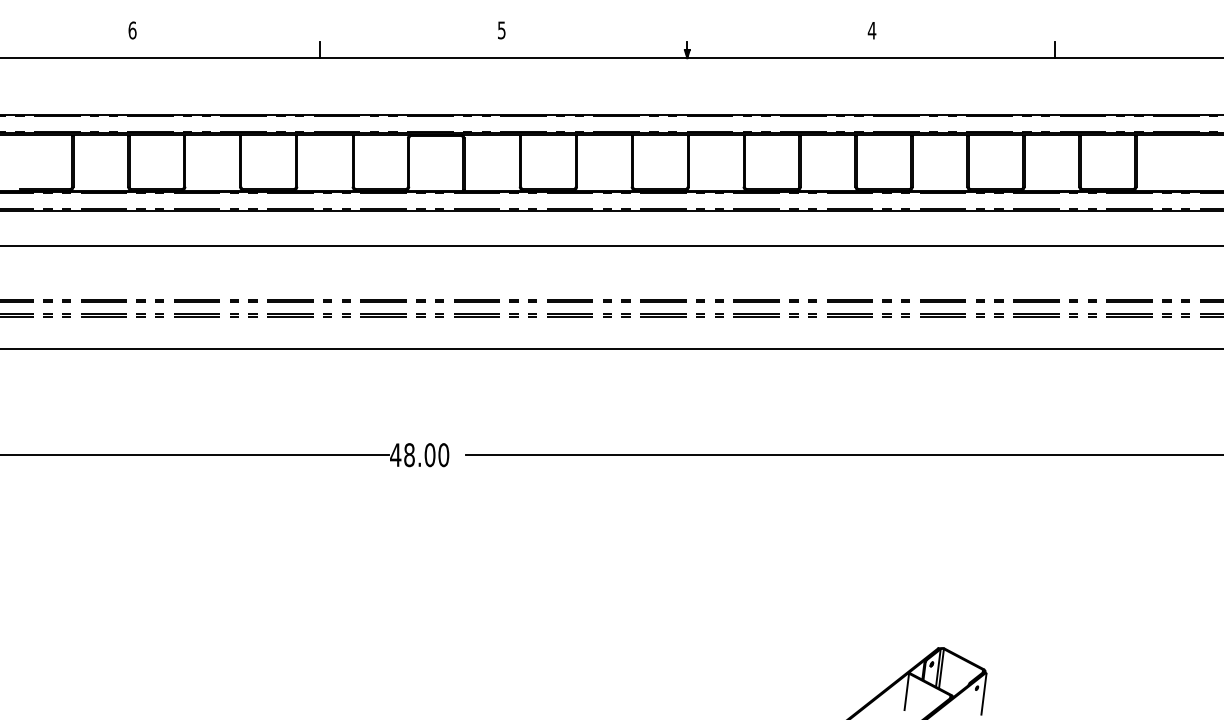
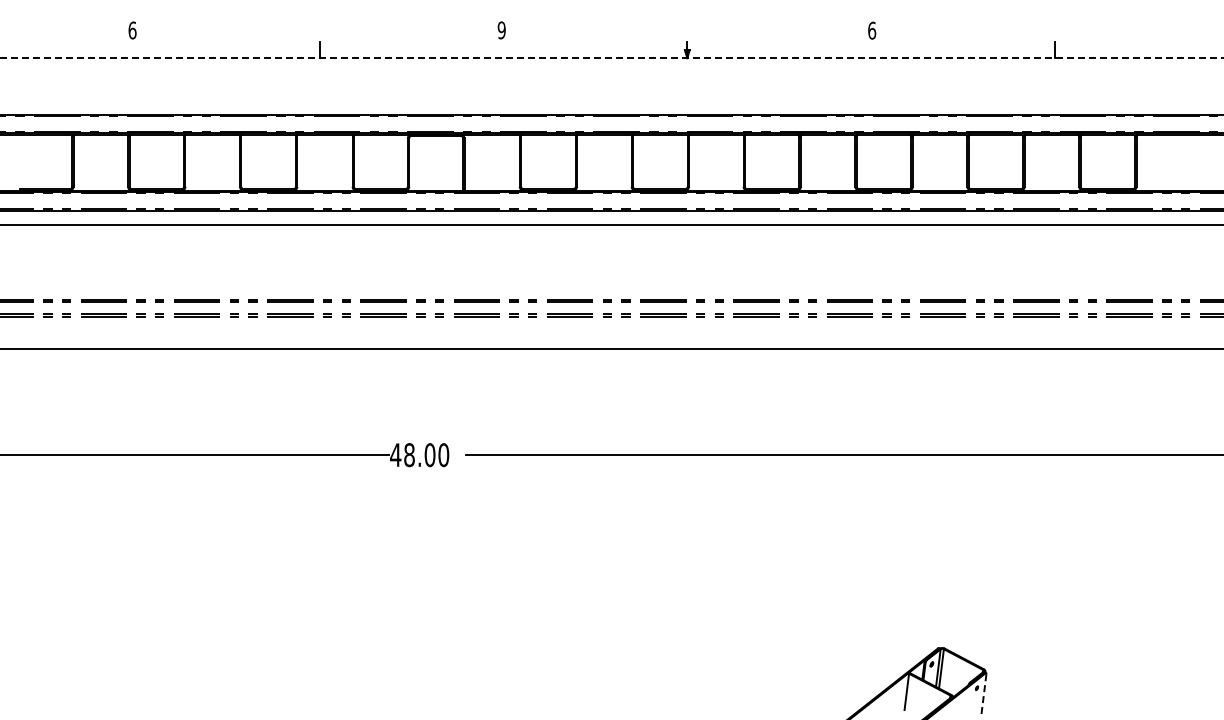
text: 5 -> 9 (501, 30)
text: 4 -> 6 (871, 30)
line: solid -> dashed (612, 58)
line position: (611, 246) -> (611, 225) (611, 225)
line: solid -> dashed (983, 694)
